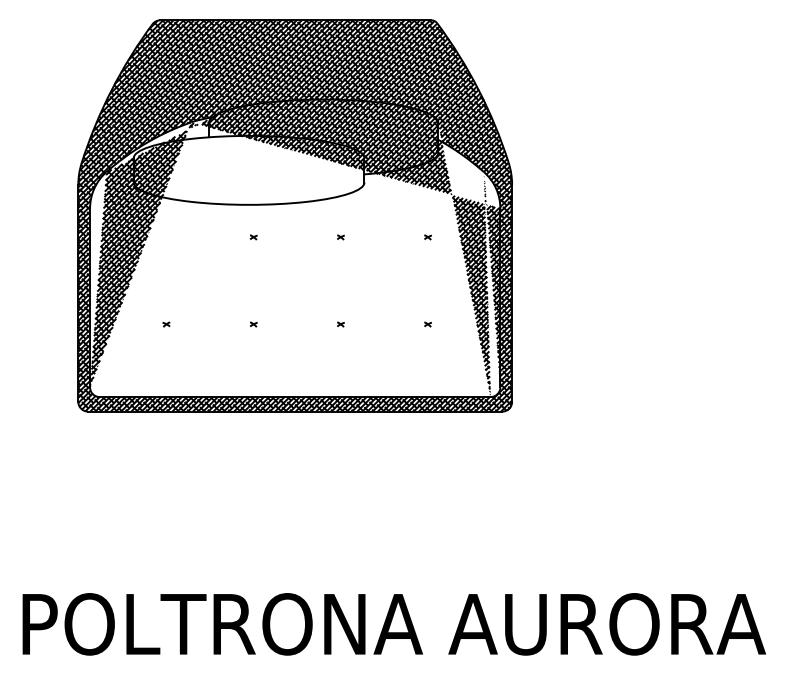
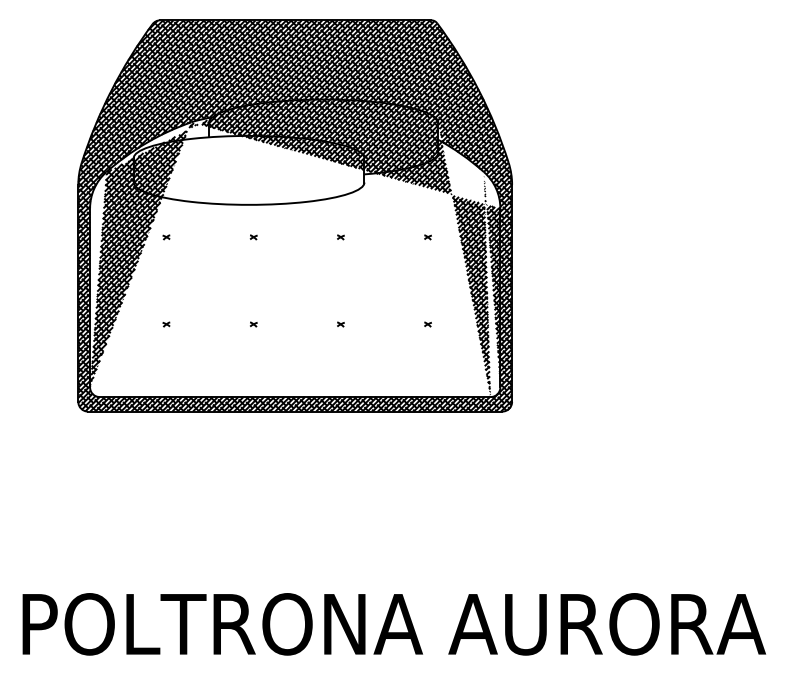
part: none -> present (166, 237)
